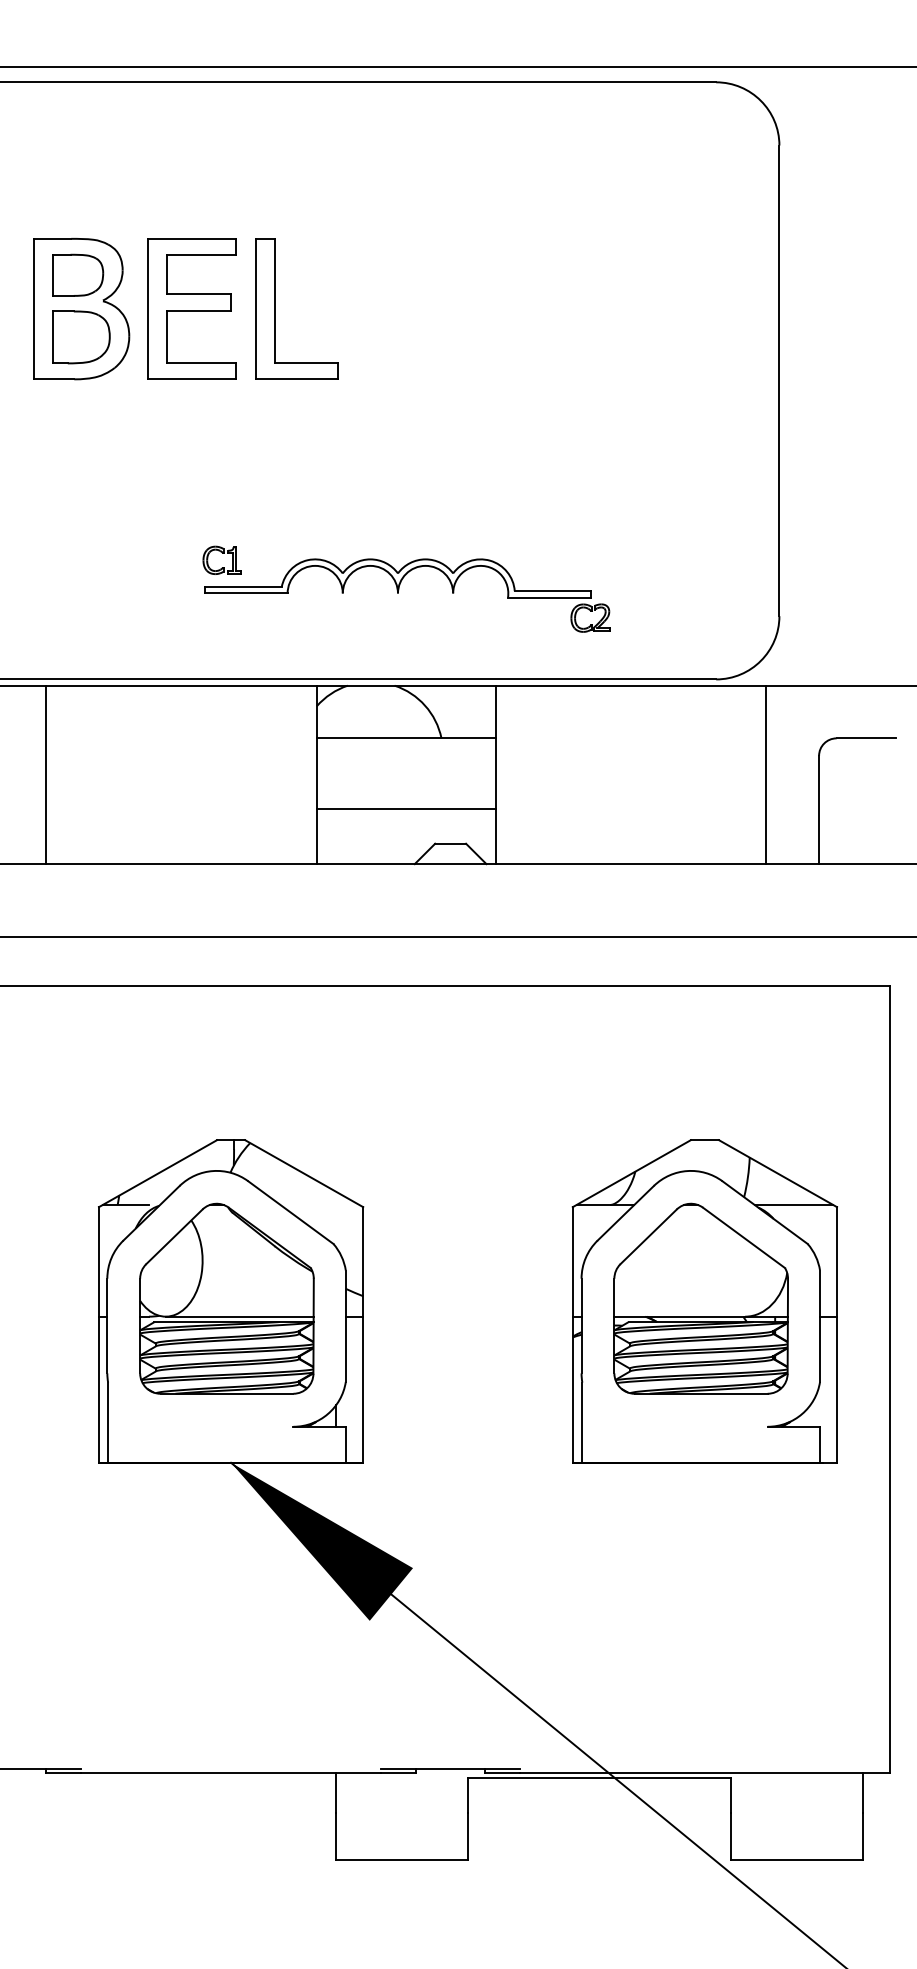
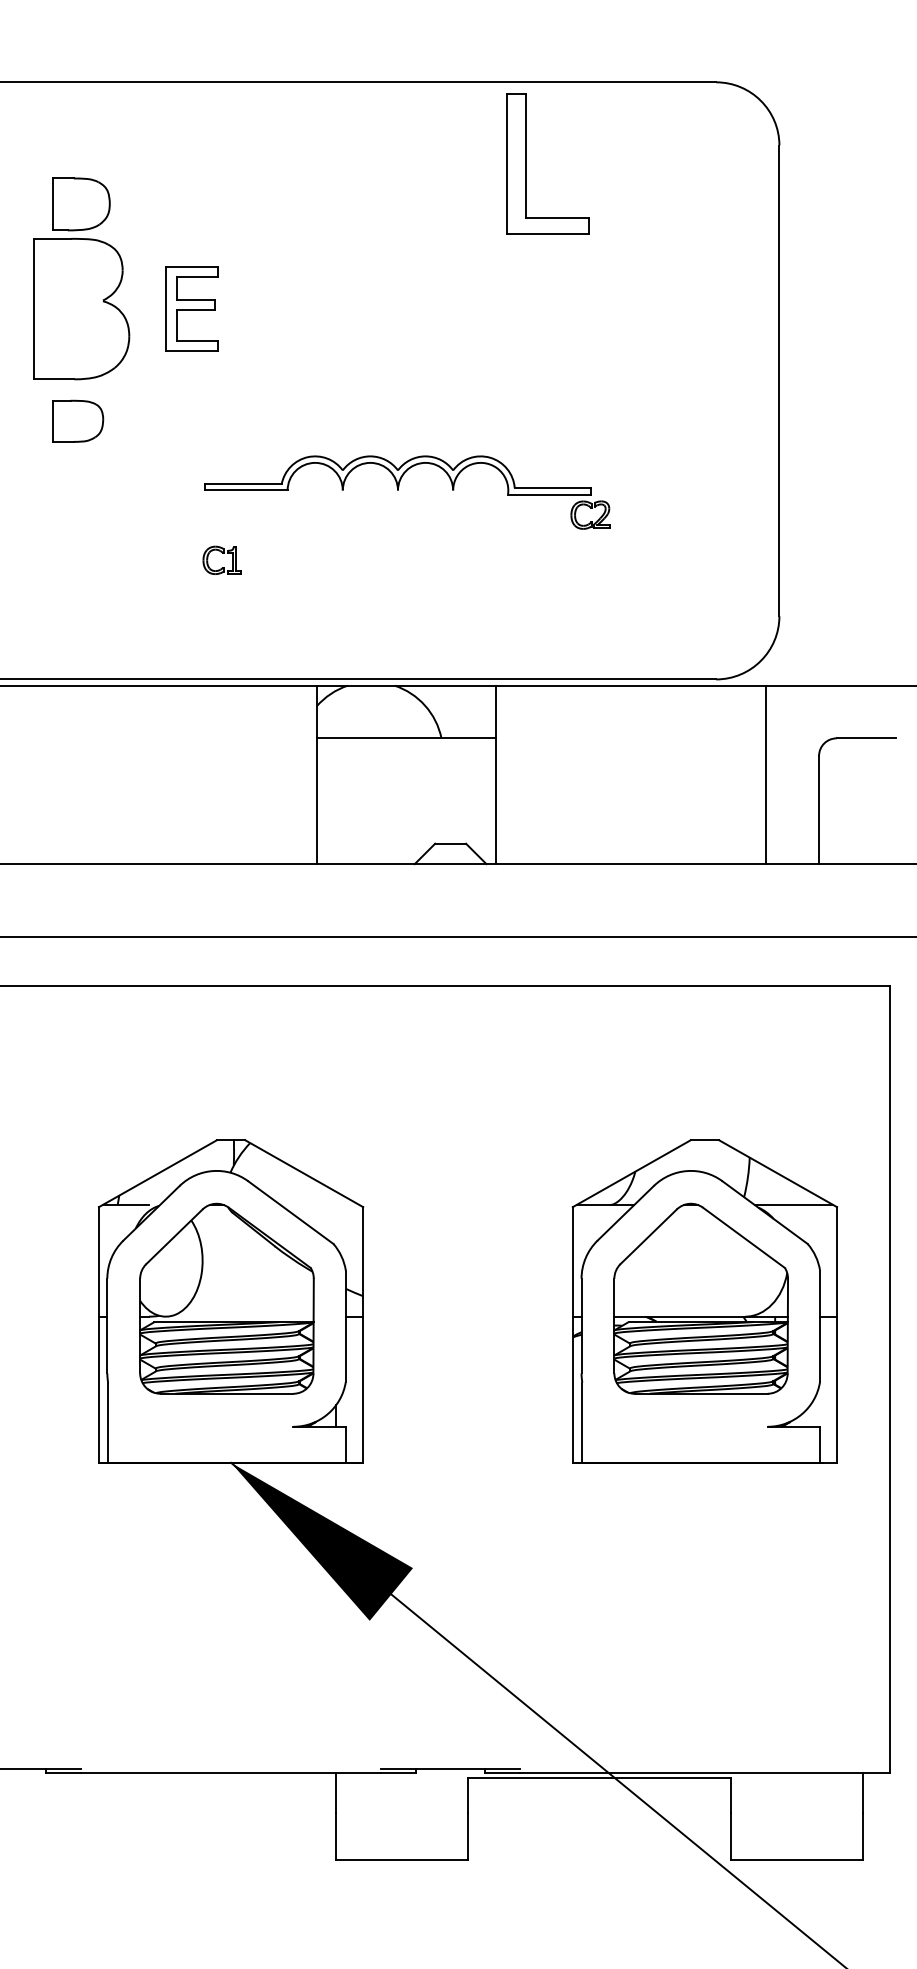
line: present -> none (457, 67)
part position: (78, 274) -> (78, 420) (78, 420)
part size: 90x142 px -> 54x86 px (191, 308)
part position: (275, 308) -> (526, 163) (526, 163)
part position: (81, 337) -> (81, 204) (81, 204)
part position: (398, 593) -> (398, 490) (398, 490)
line: present -> none (46, 774)
line: present -> none (405, 808)
line: present -> none (239, 1316)
